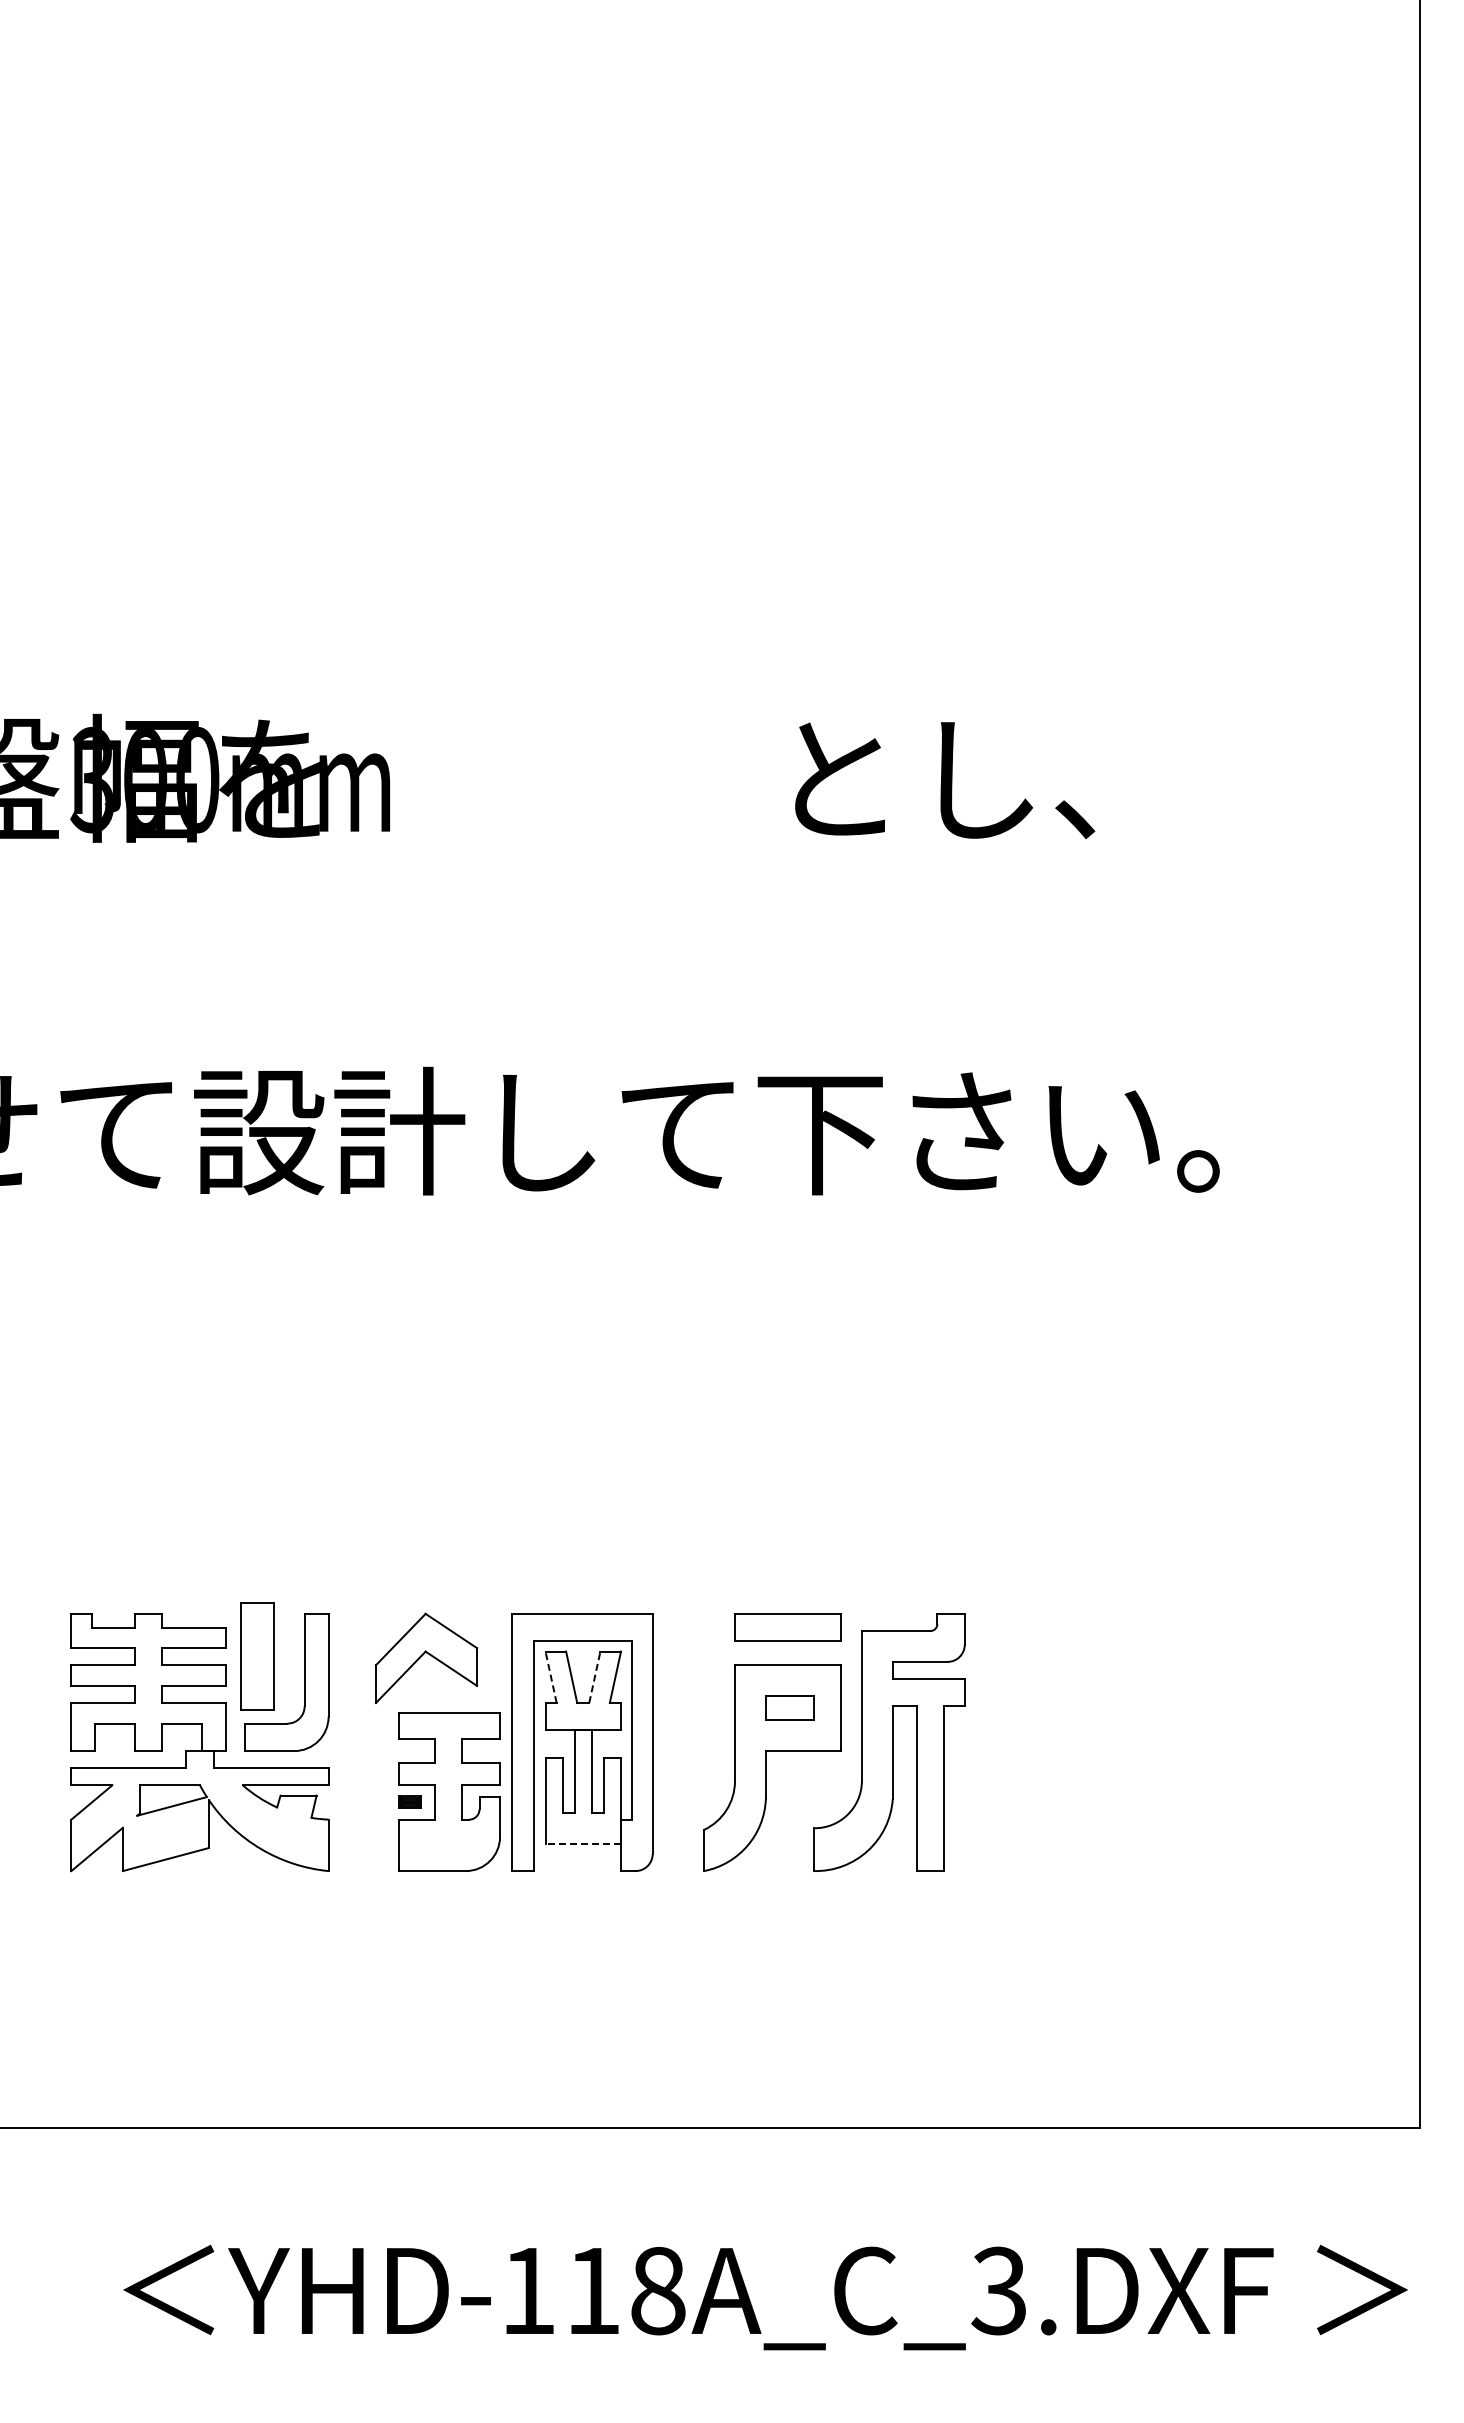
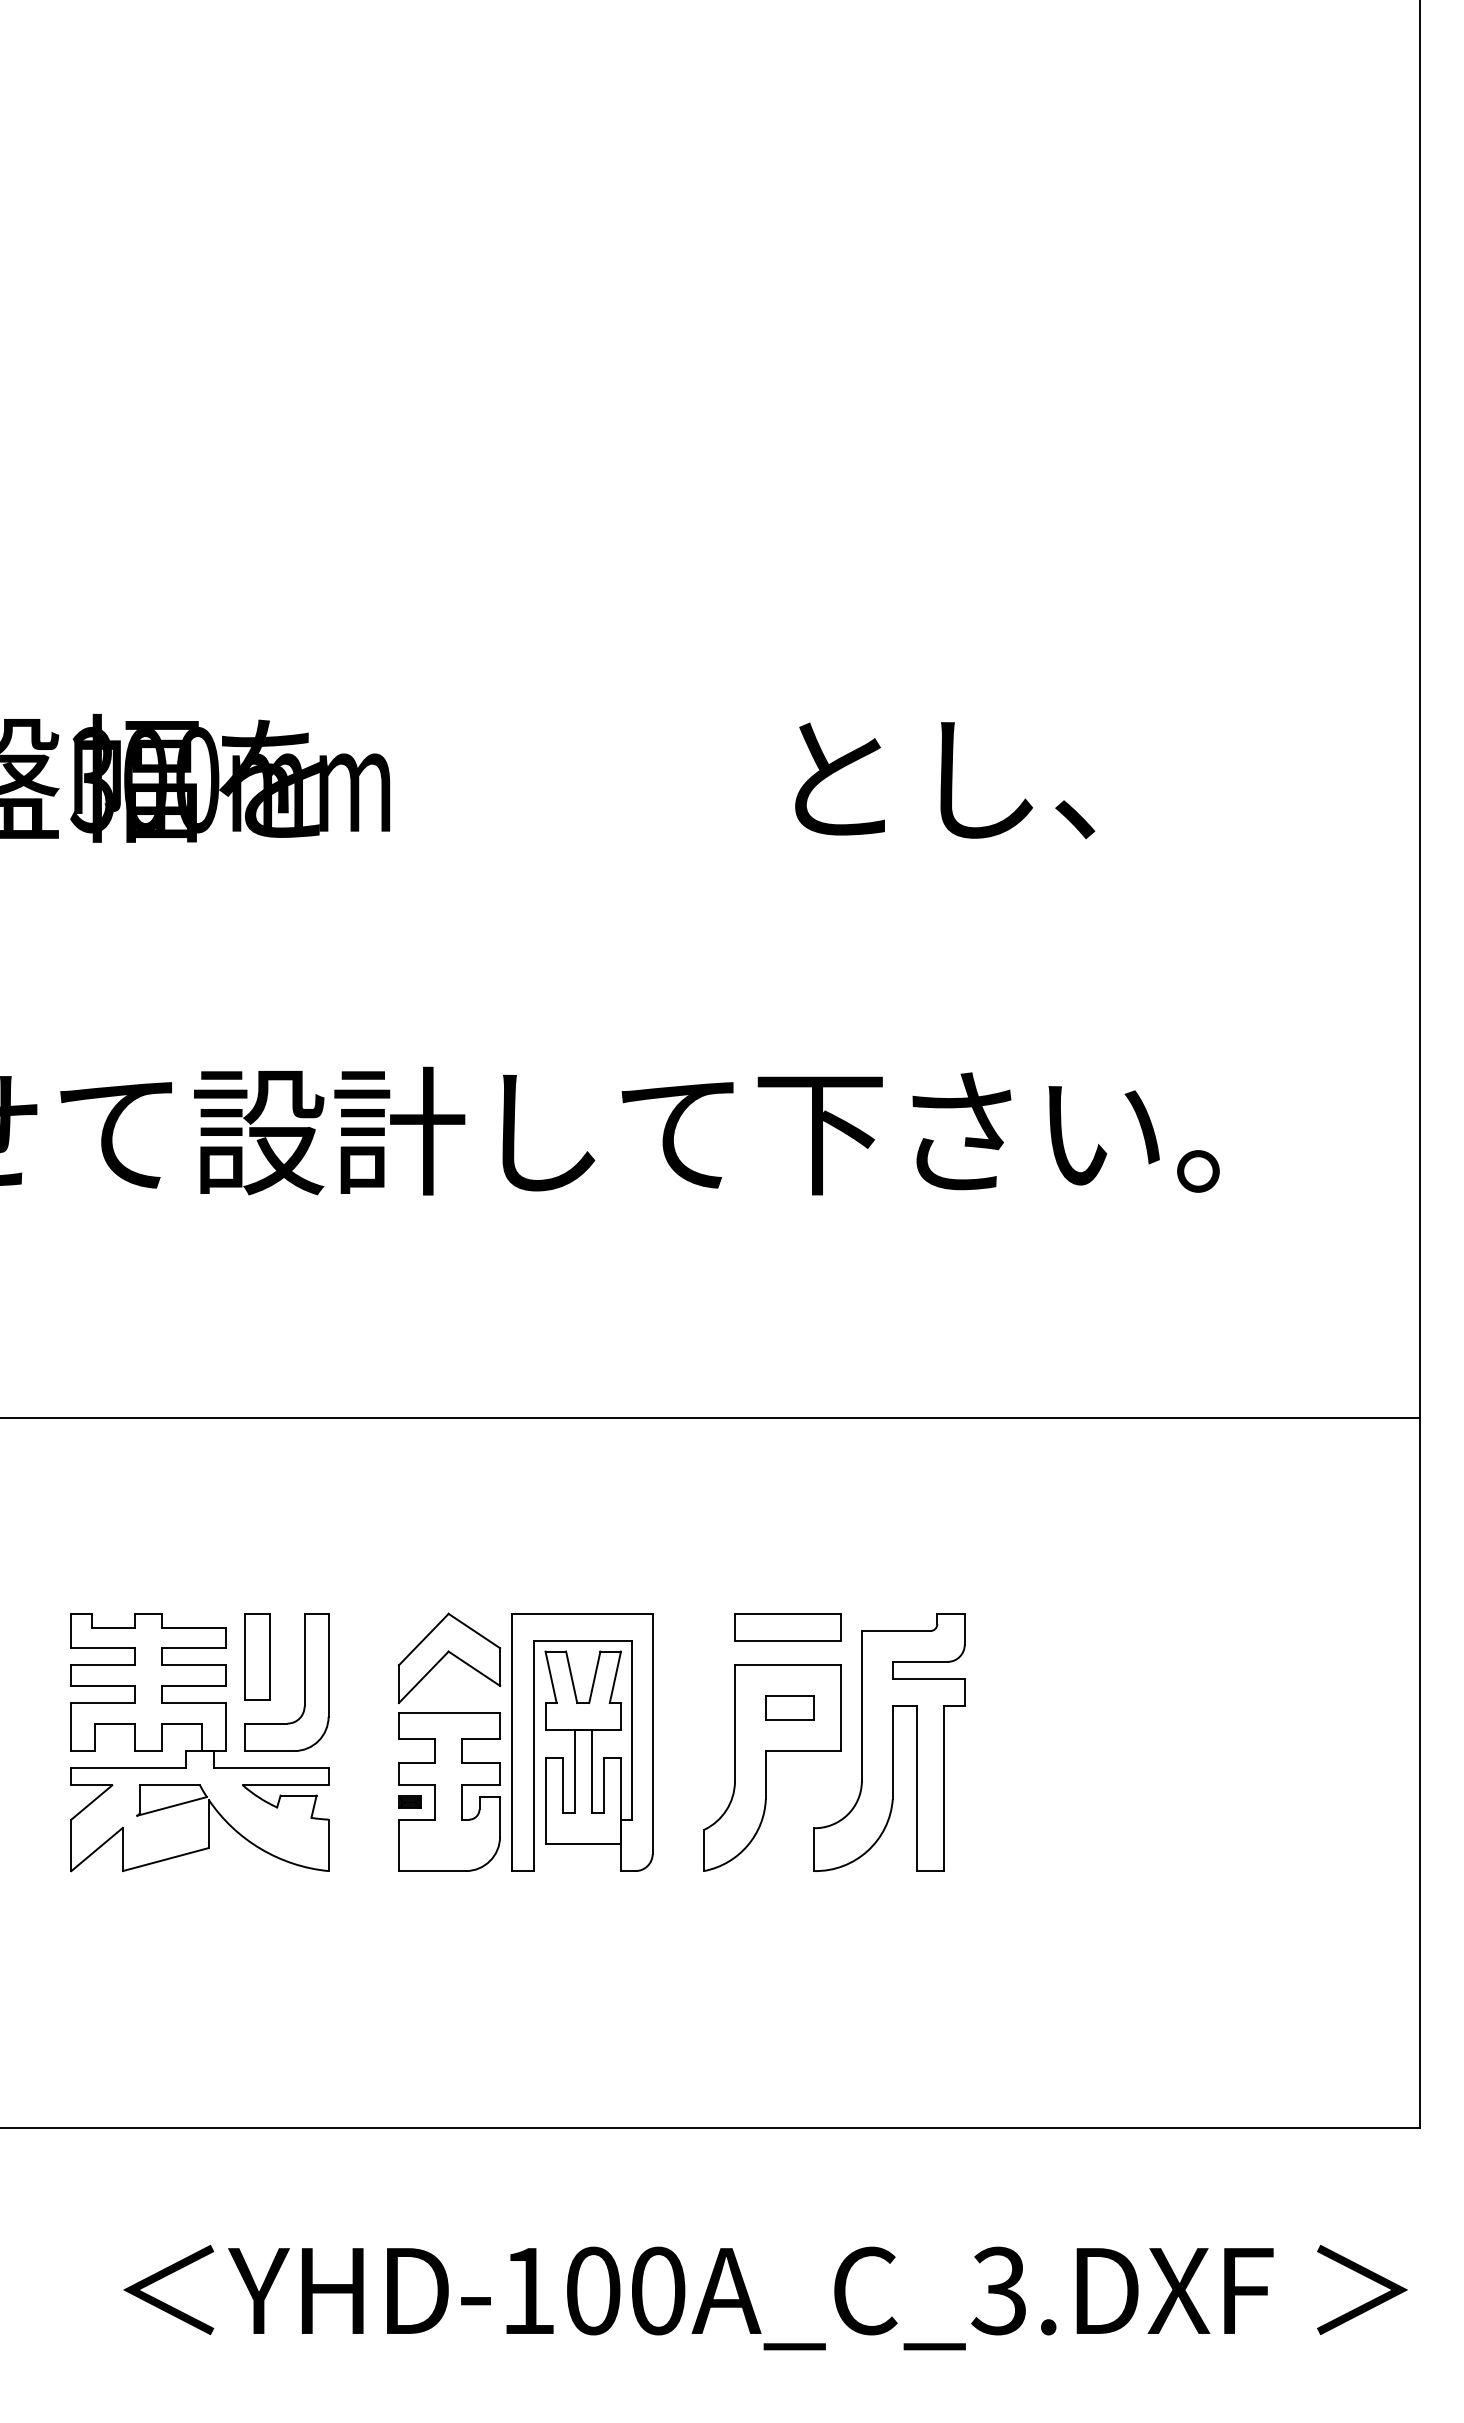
line: none -> present (711, 1418)
part size: 35x109 px -> 27x88 px (257, 1656)
part position: (426, 1657) -> (449, 1657) (449, 1657)
line: dashed -> solid (551, 1676)
line: dashed -> solid (594, 1676)
line: dashed -> solid (583, 1843)
text: YHD-118A_C_3.DXF -> YHD-100A_C_3.DXF (626, 2290)
